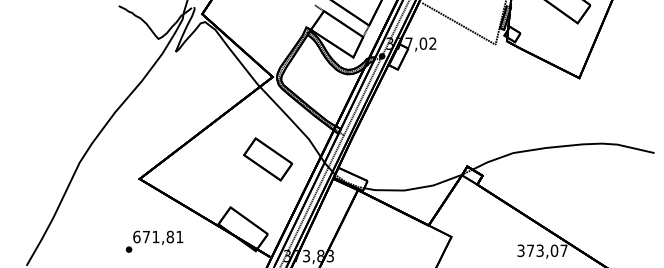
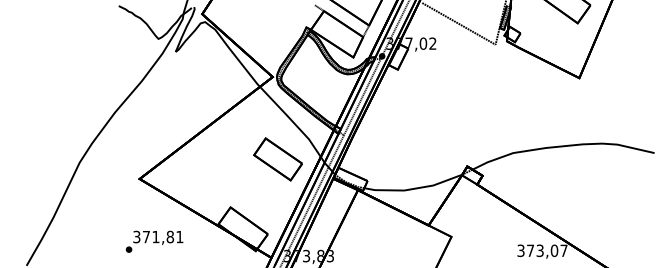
part position: (267, 159) -> (277, 159) (277, 159)
text: 671,81 -> 371,81 (136, 236)
